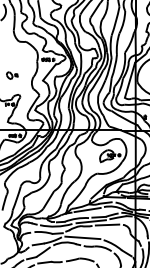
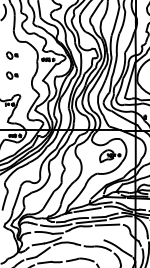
part: none -> present (12, 55)
line: present -> none (82, 237)
